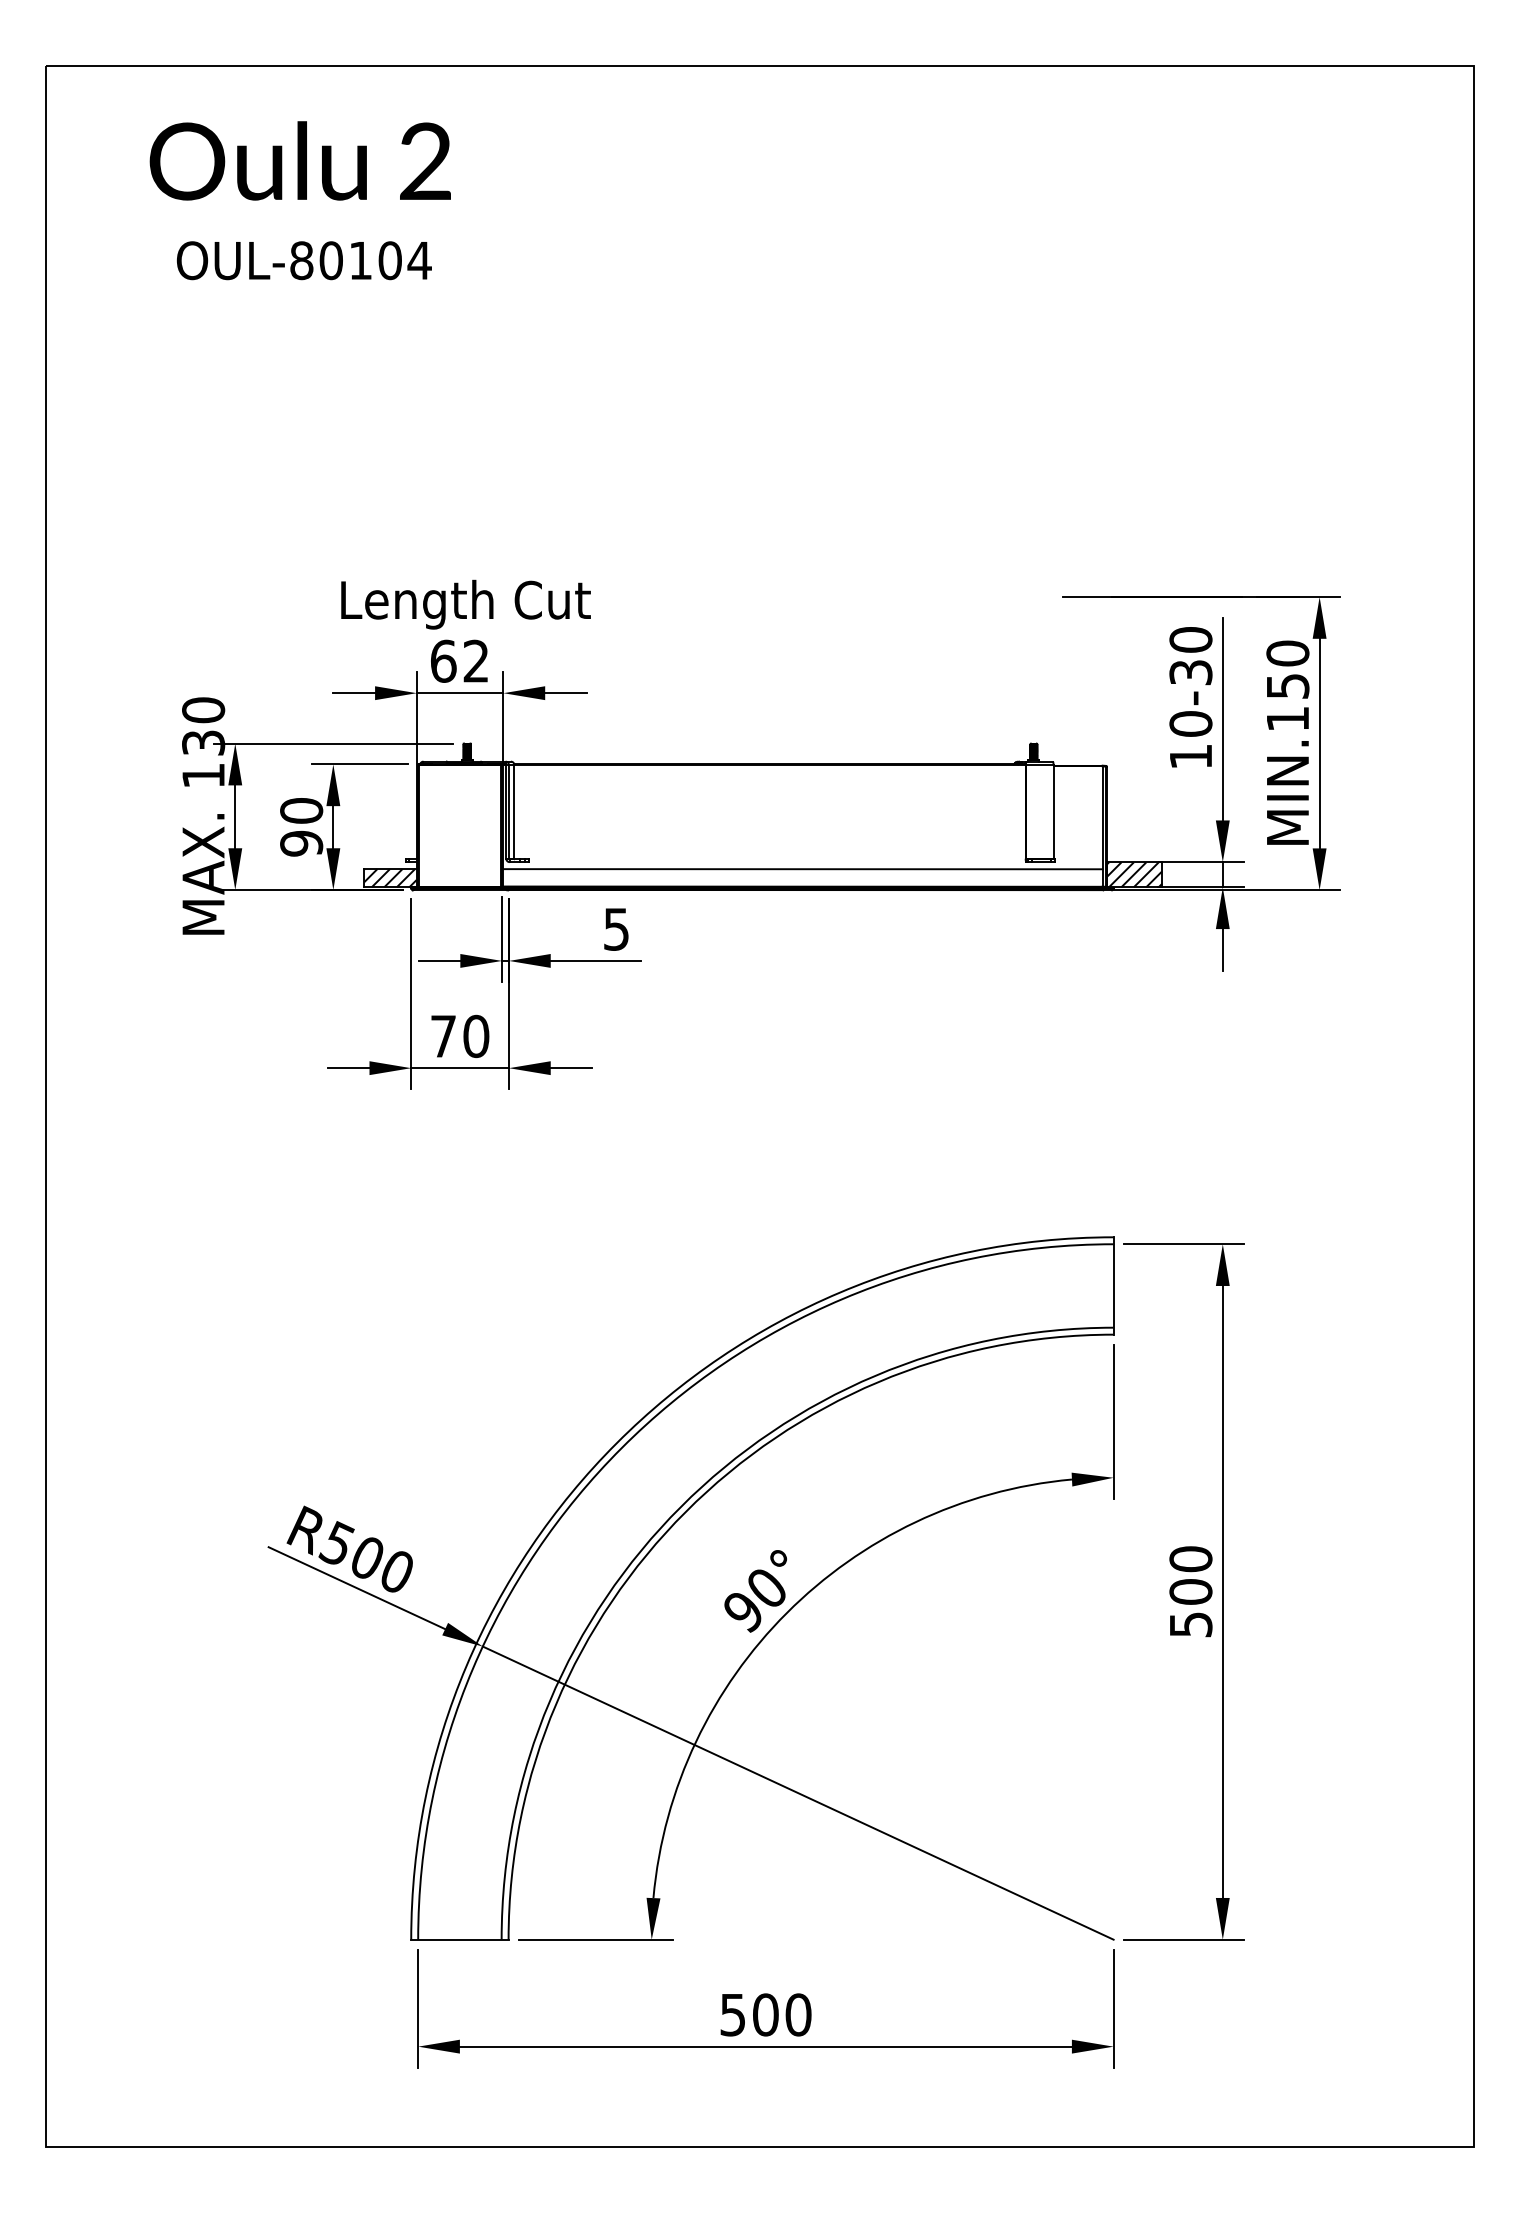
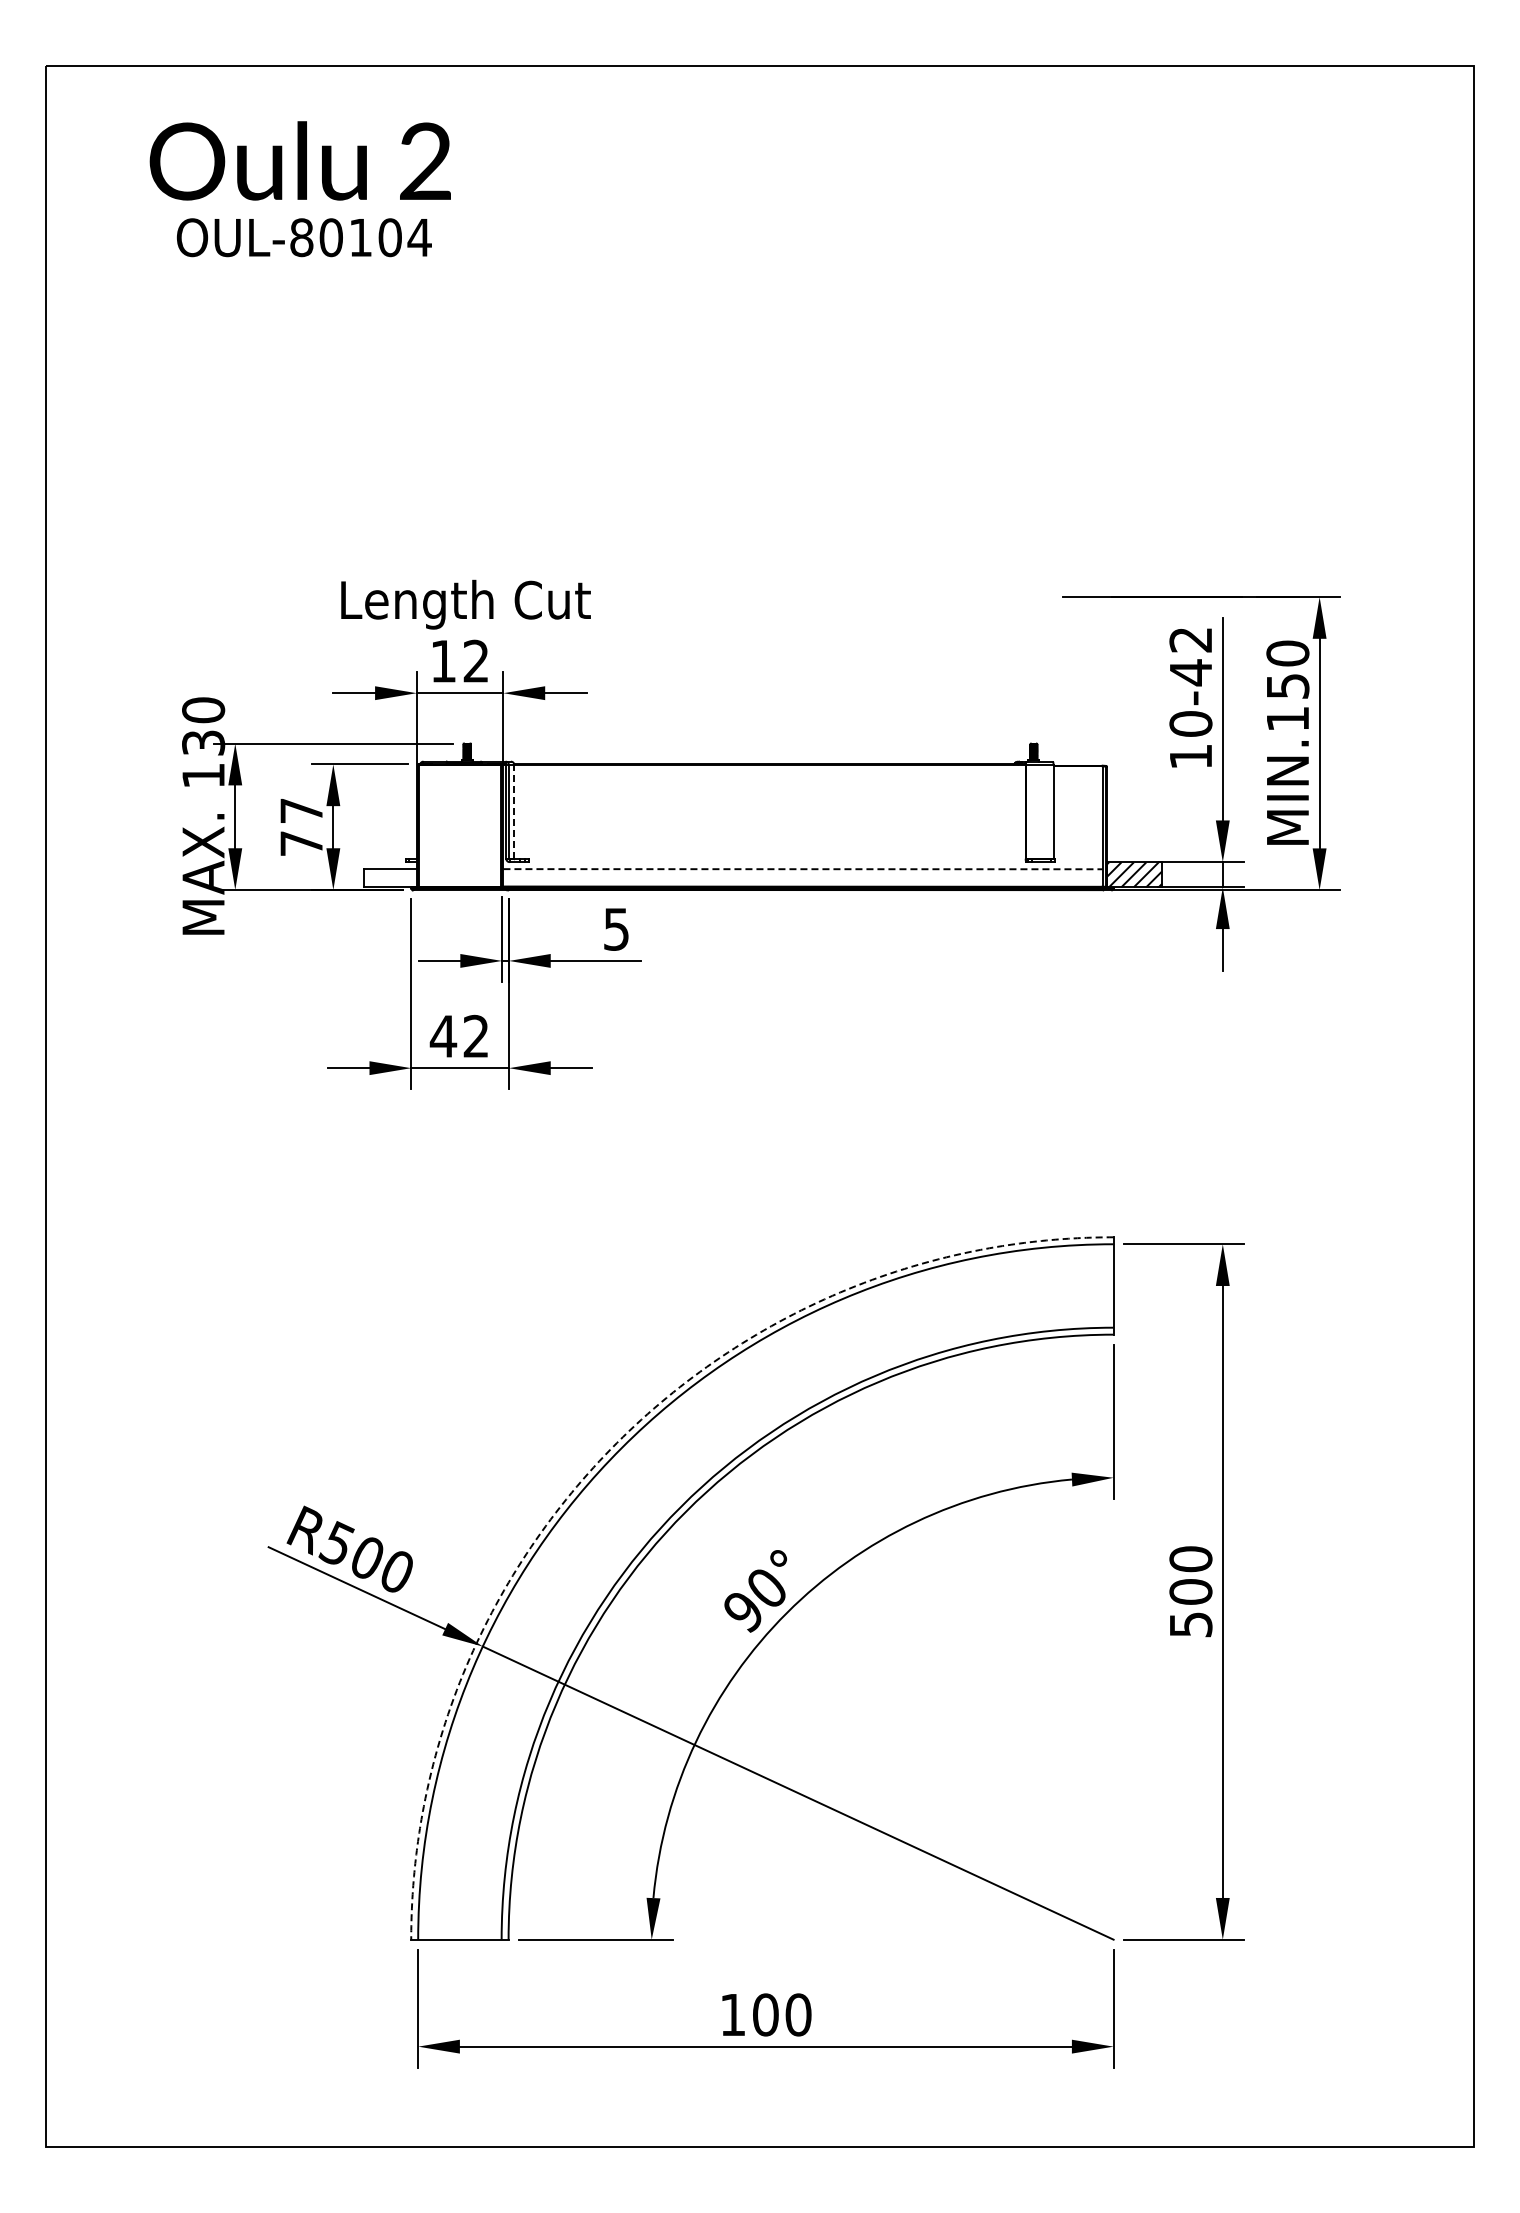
text position: (303, 260) -> (303, 237) (303, 237)
text: 10-30 -> 10-42 (1190, 656)
text: 62 -> 12 (443, 660)
line: solid -> dashed (514, 811)
text: 90 -> 77 (301, 827)
line: solid -> dashed (803, 869)
hatch: present -> none (390, 878)
text: 70 -> 42 (459, 1036)
arc: solid -> dashed (616, 1443)
text: 500 -> 100 (732, 2015)
